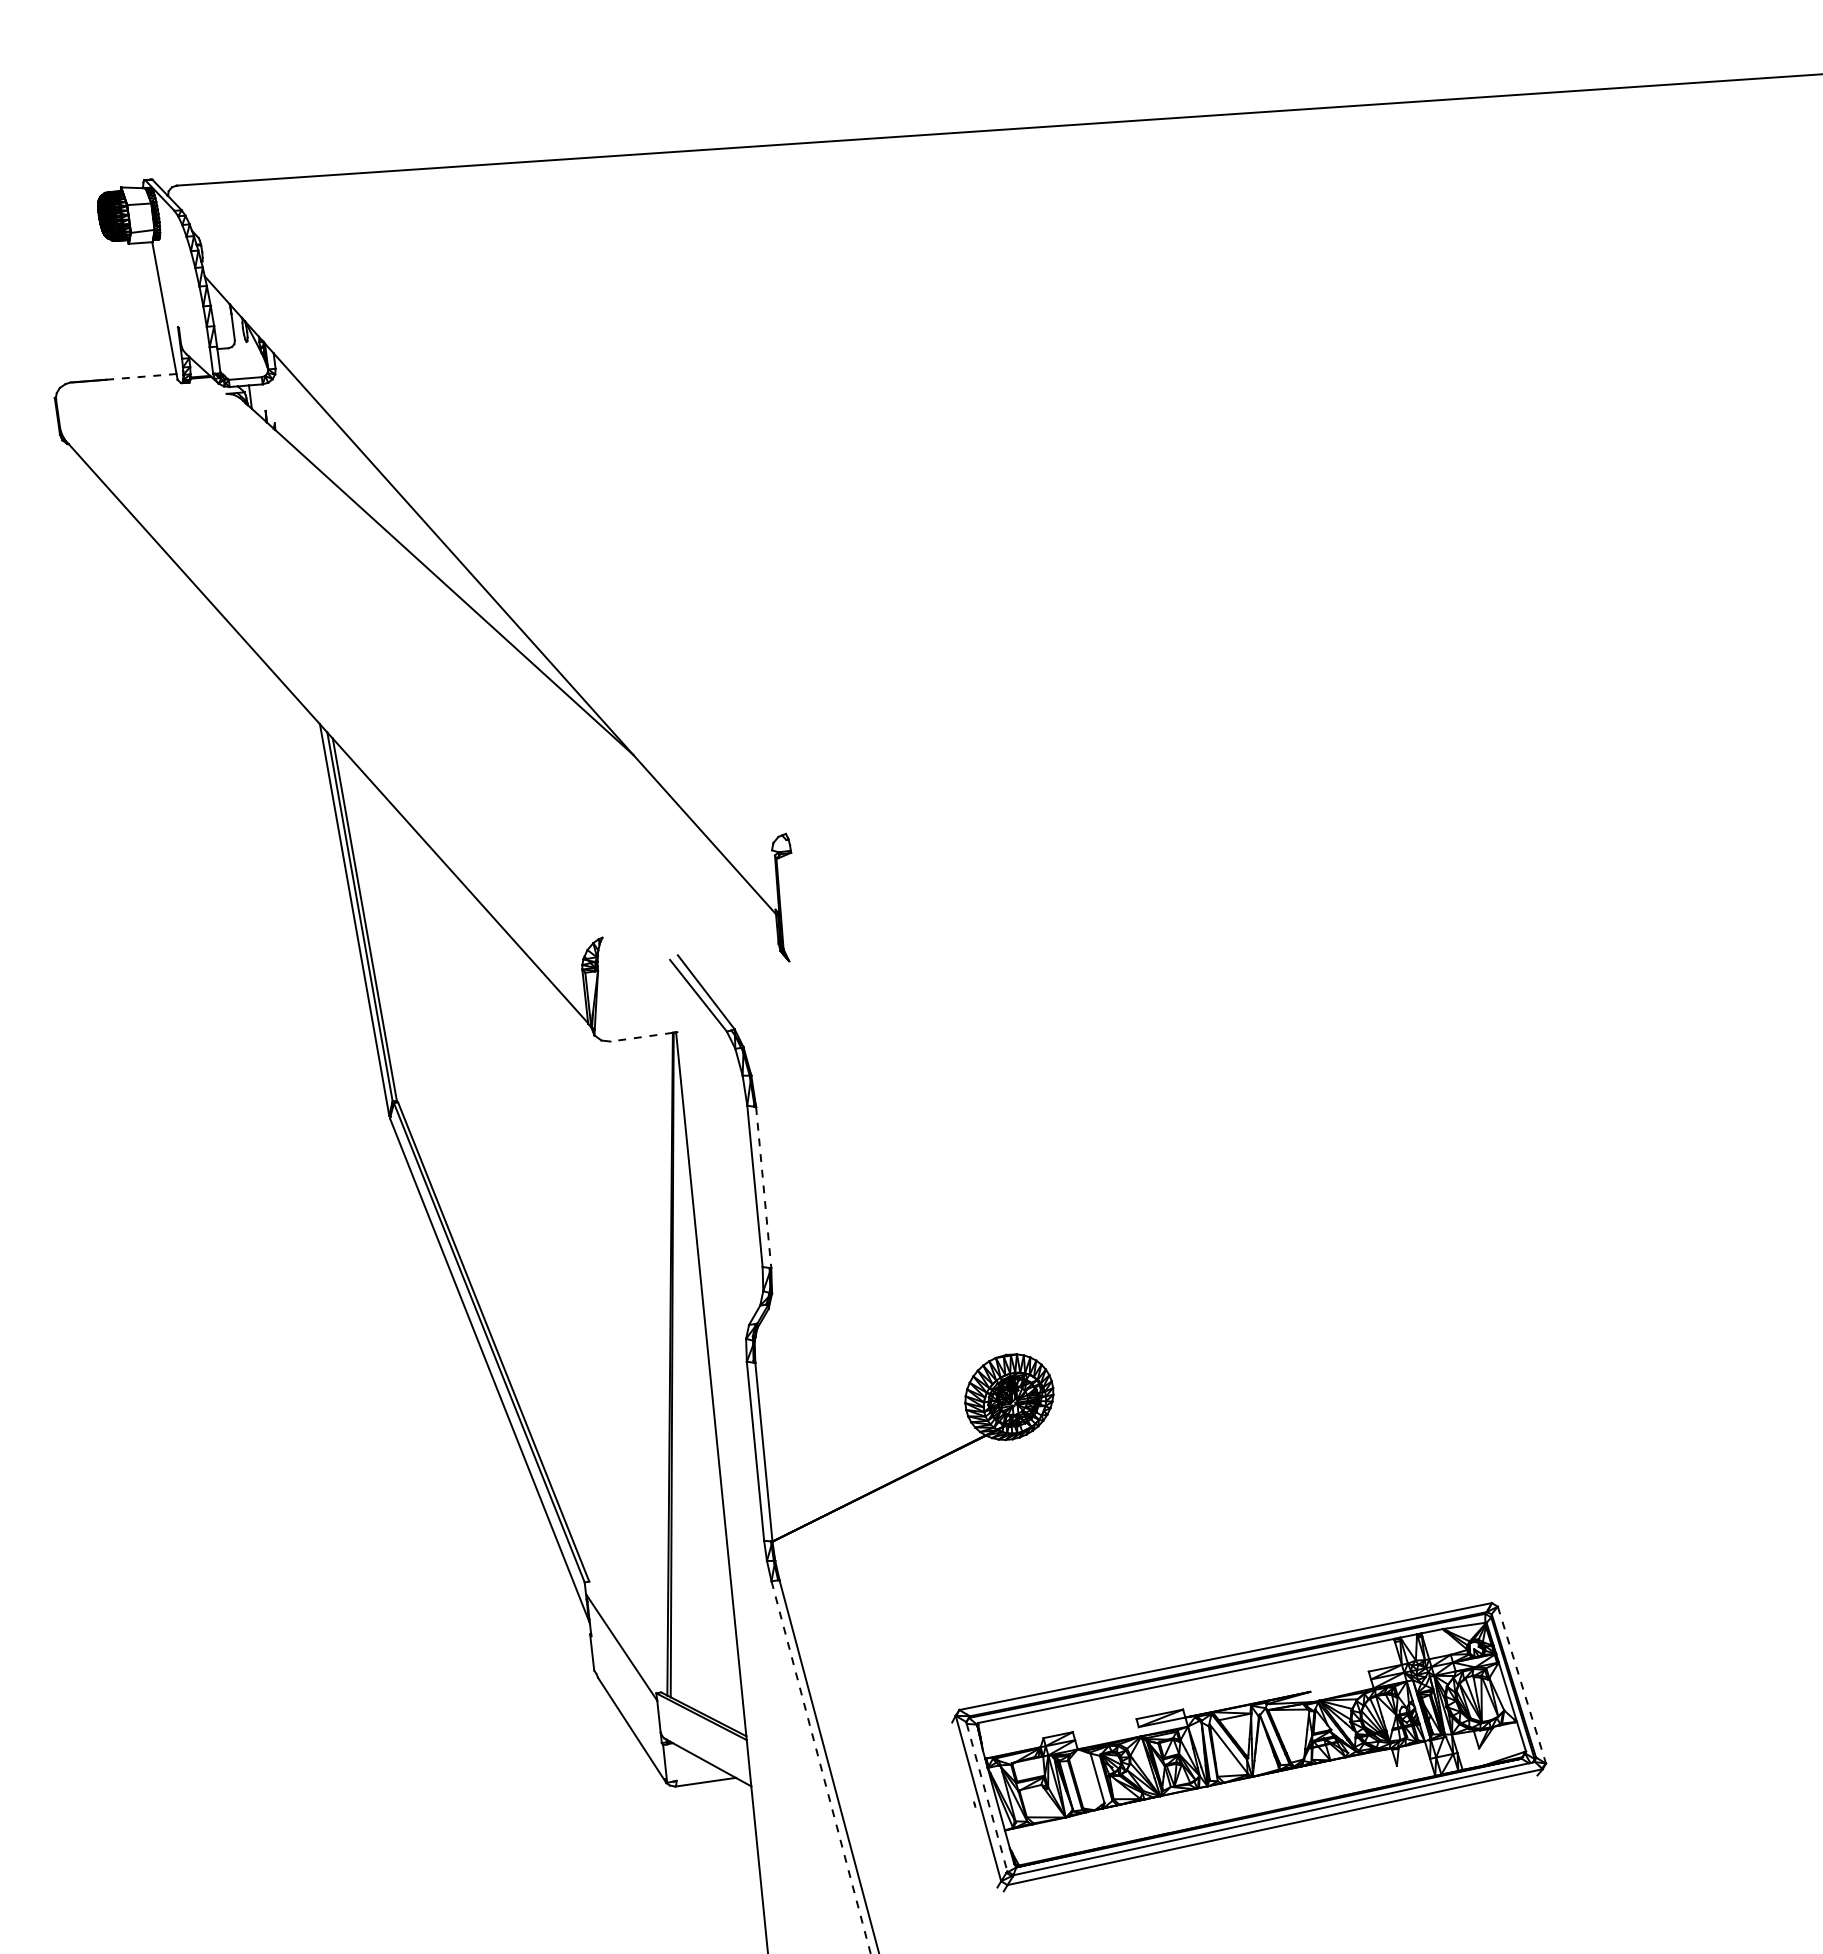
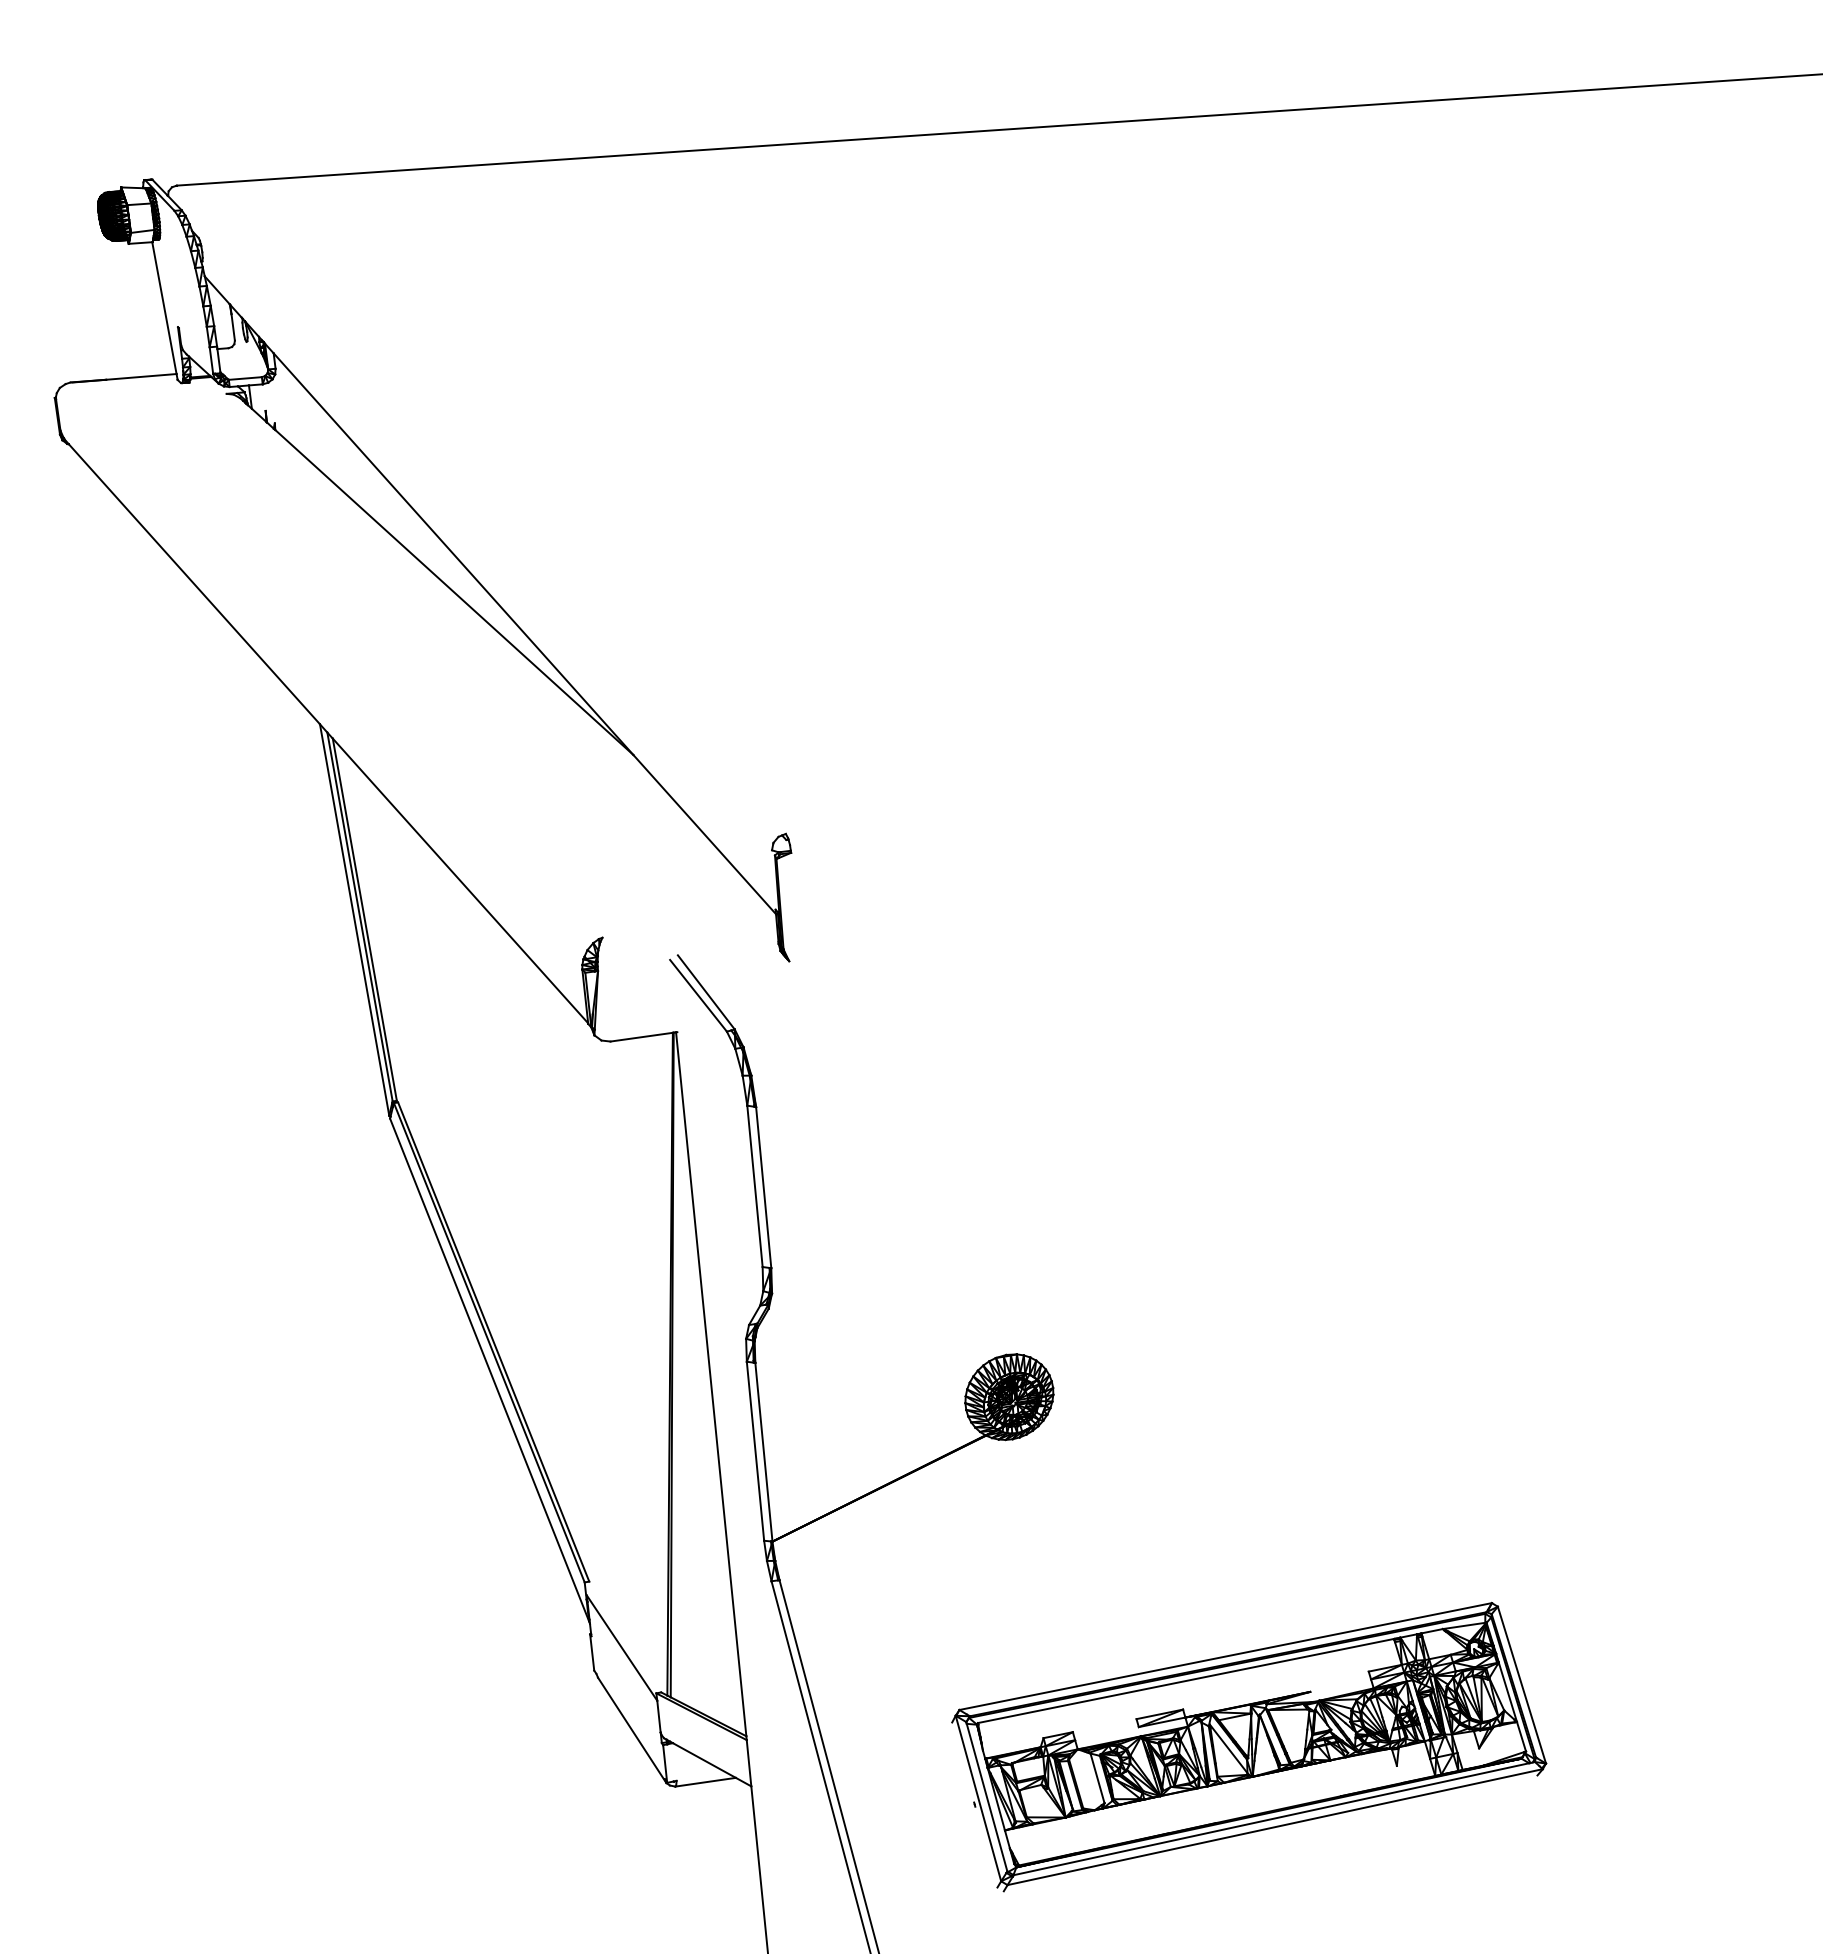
line: dashed -> solid (141, 376)
line: dashed -> solid (641, 1037)
line: dashed -> solid (763, 1187)
line: dashed -> solid (1522, 1685)
line: dashed -> solid (821, 1767)
line: dashed -> solid (987, 1797)
